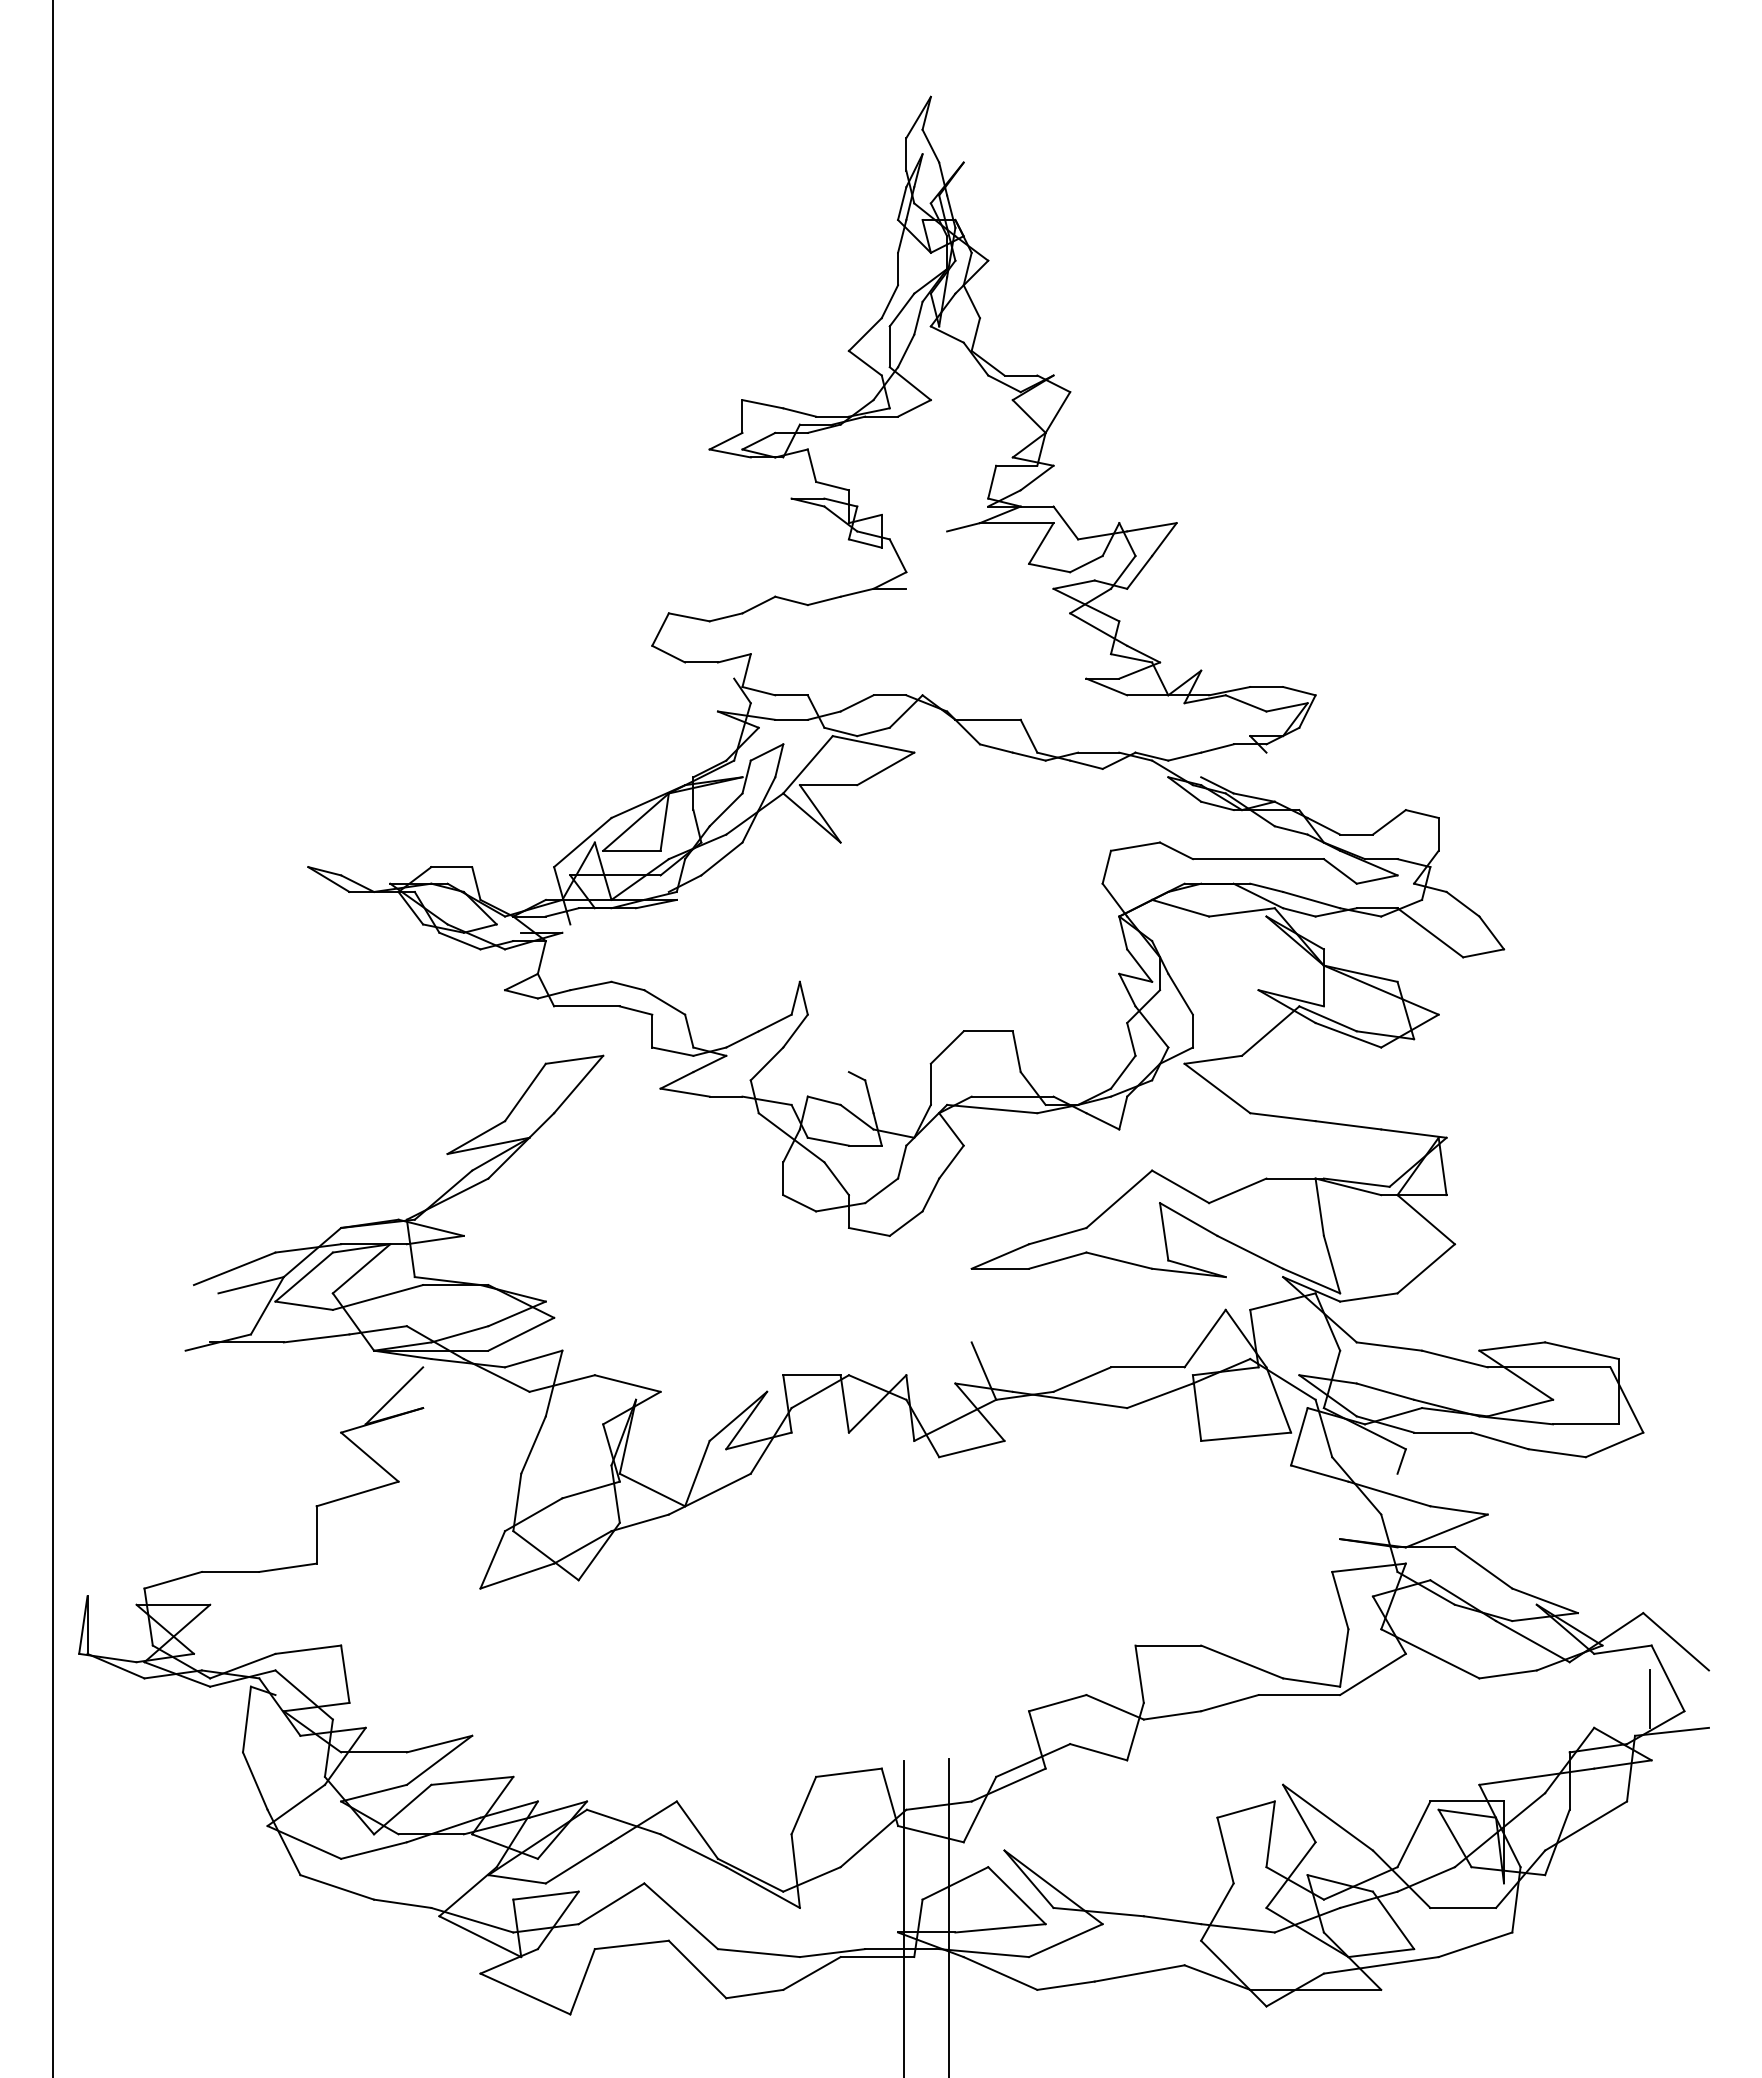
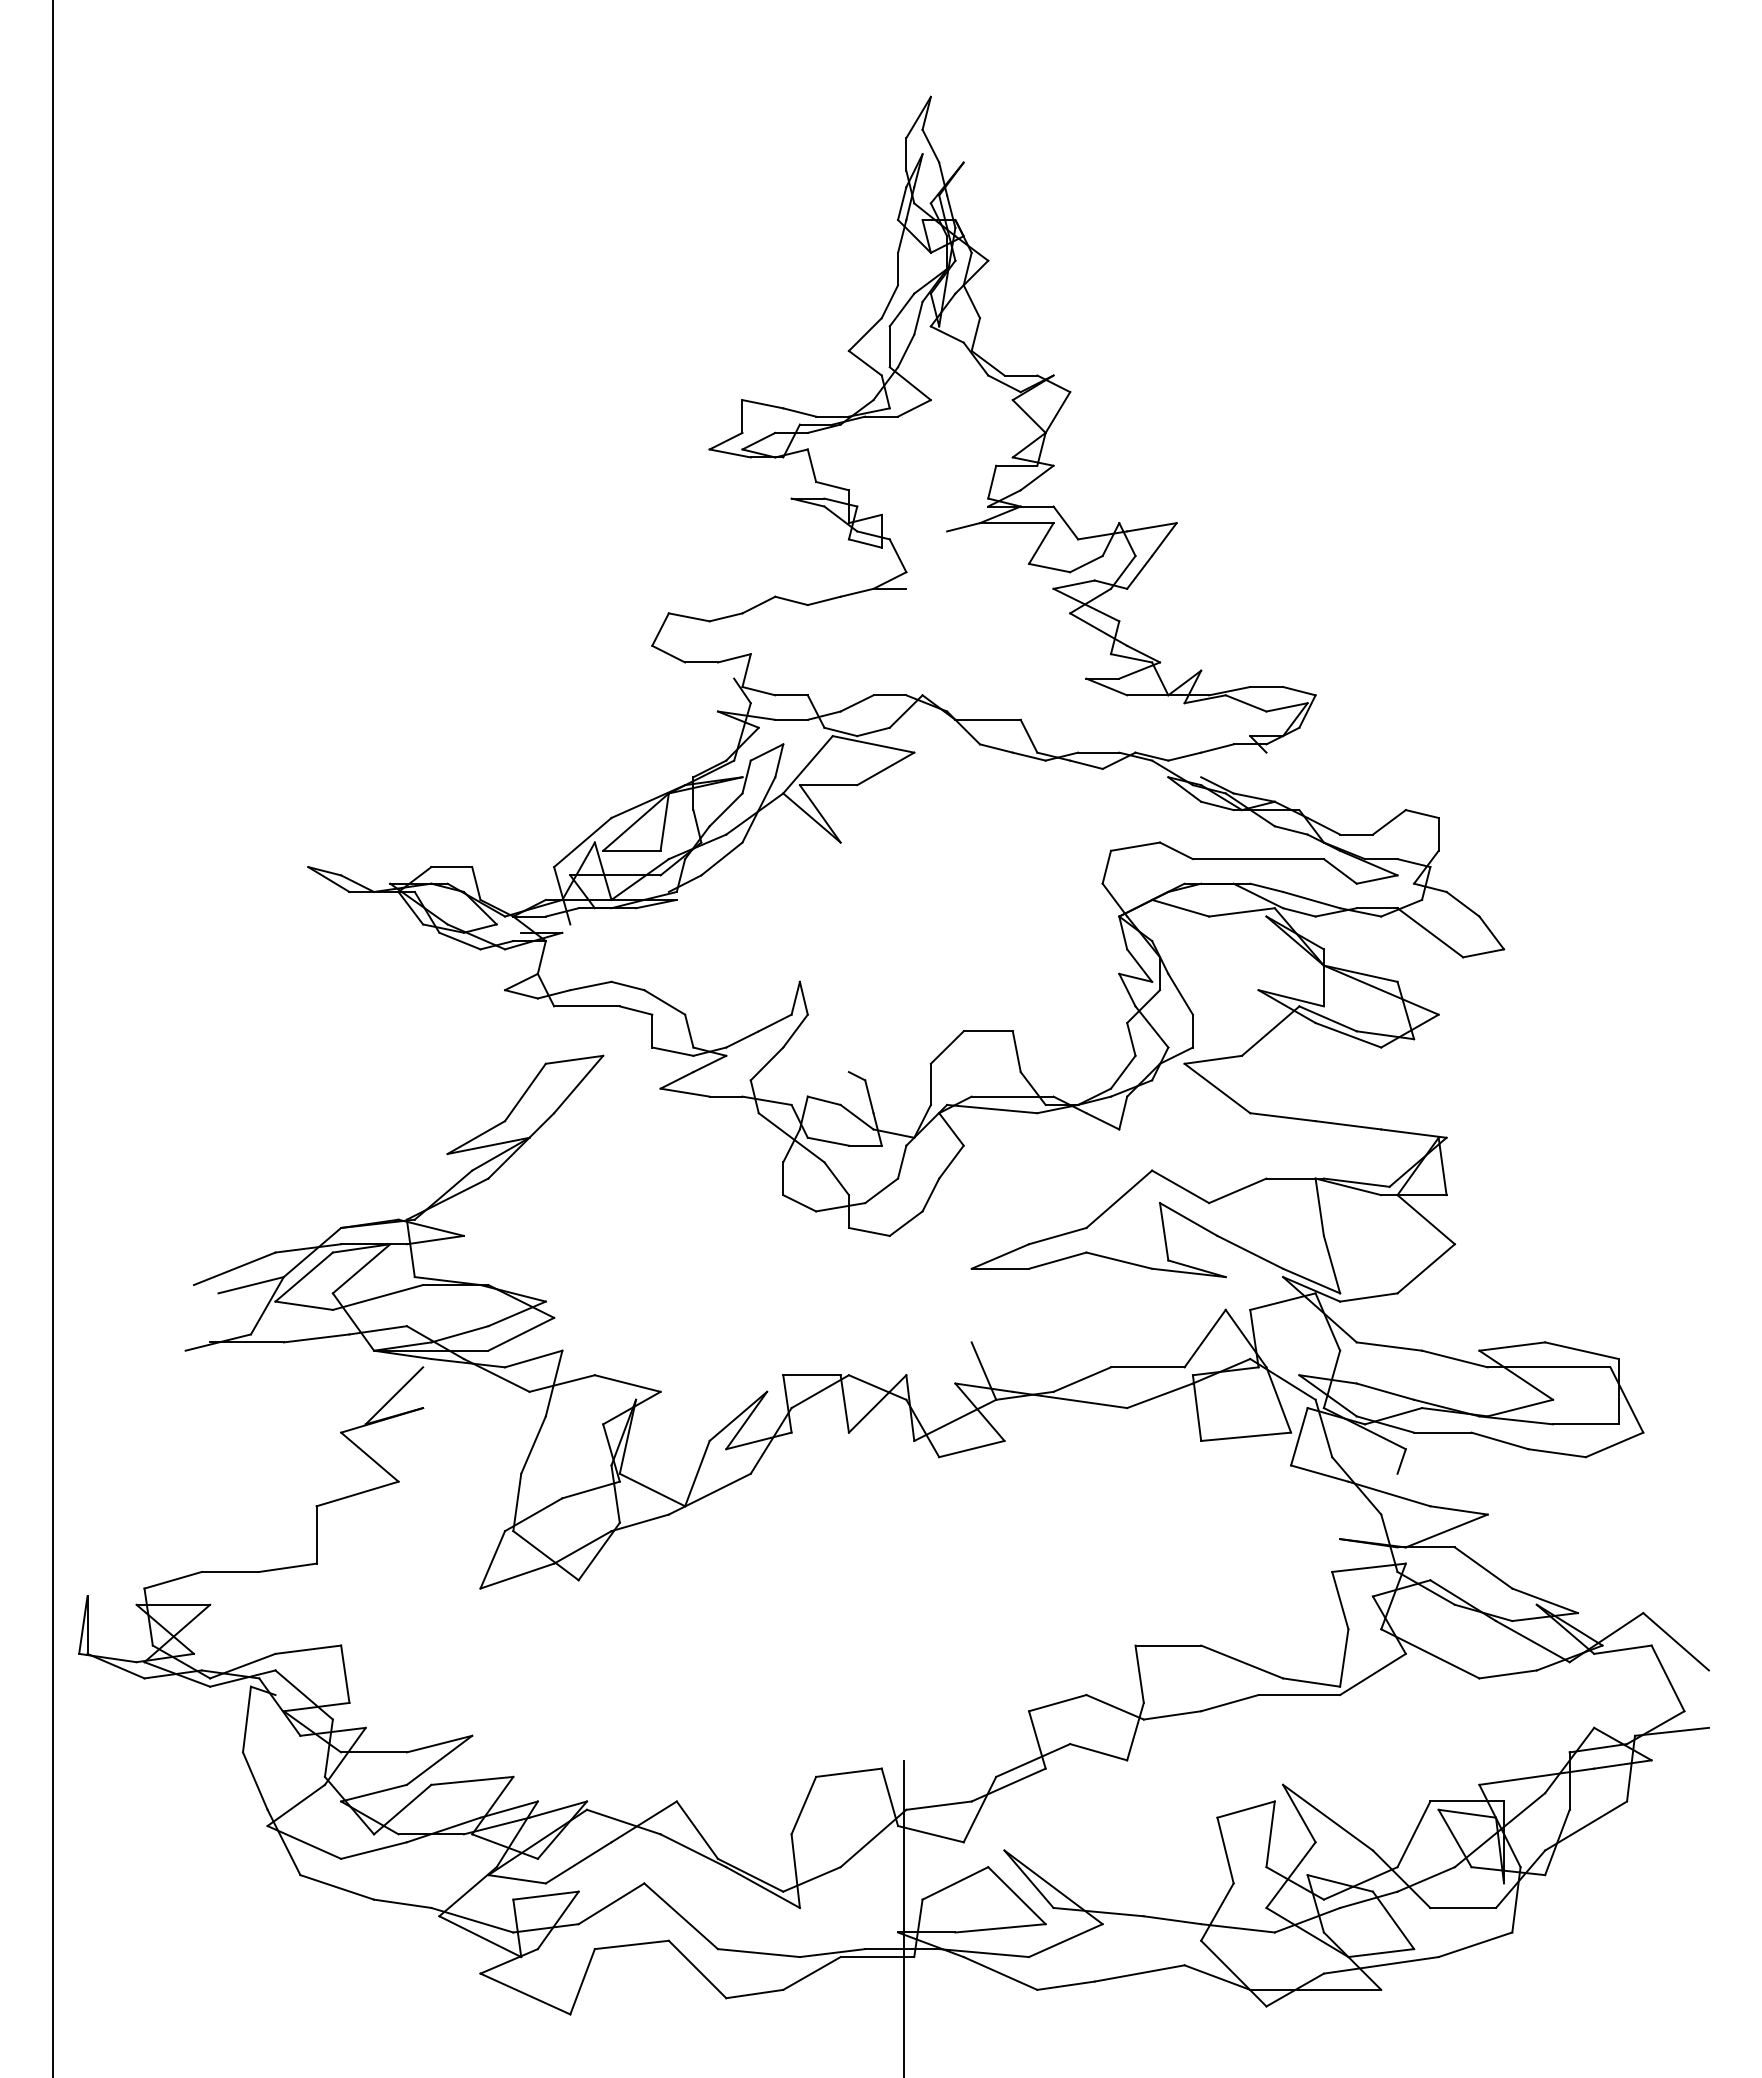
line: present -> none (1649, 1698)
line: present -> none (948, 1916)
